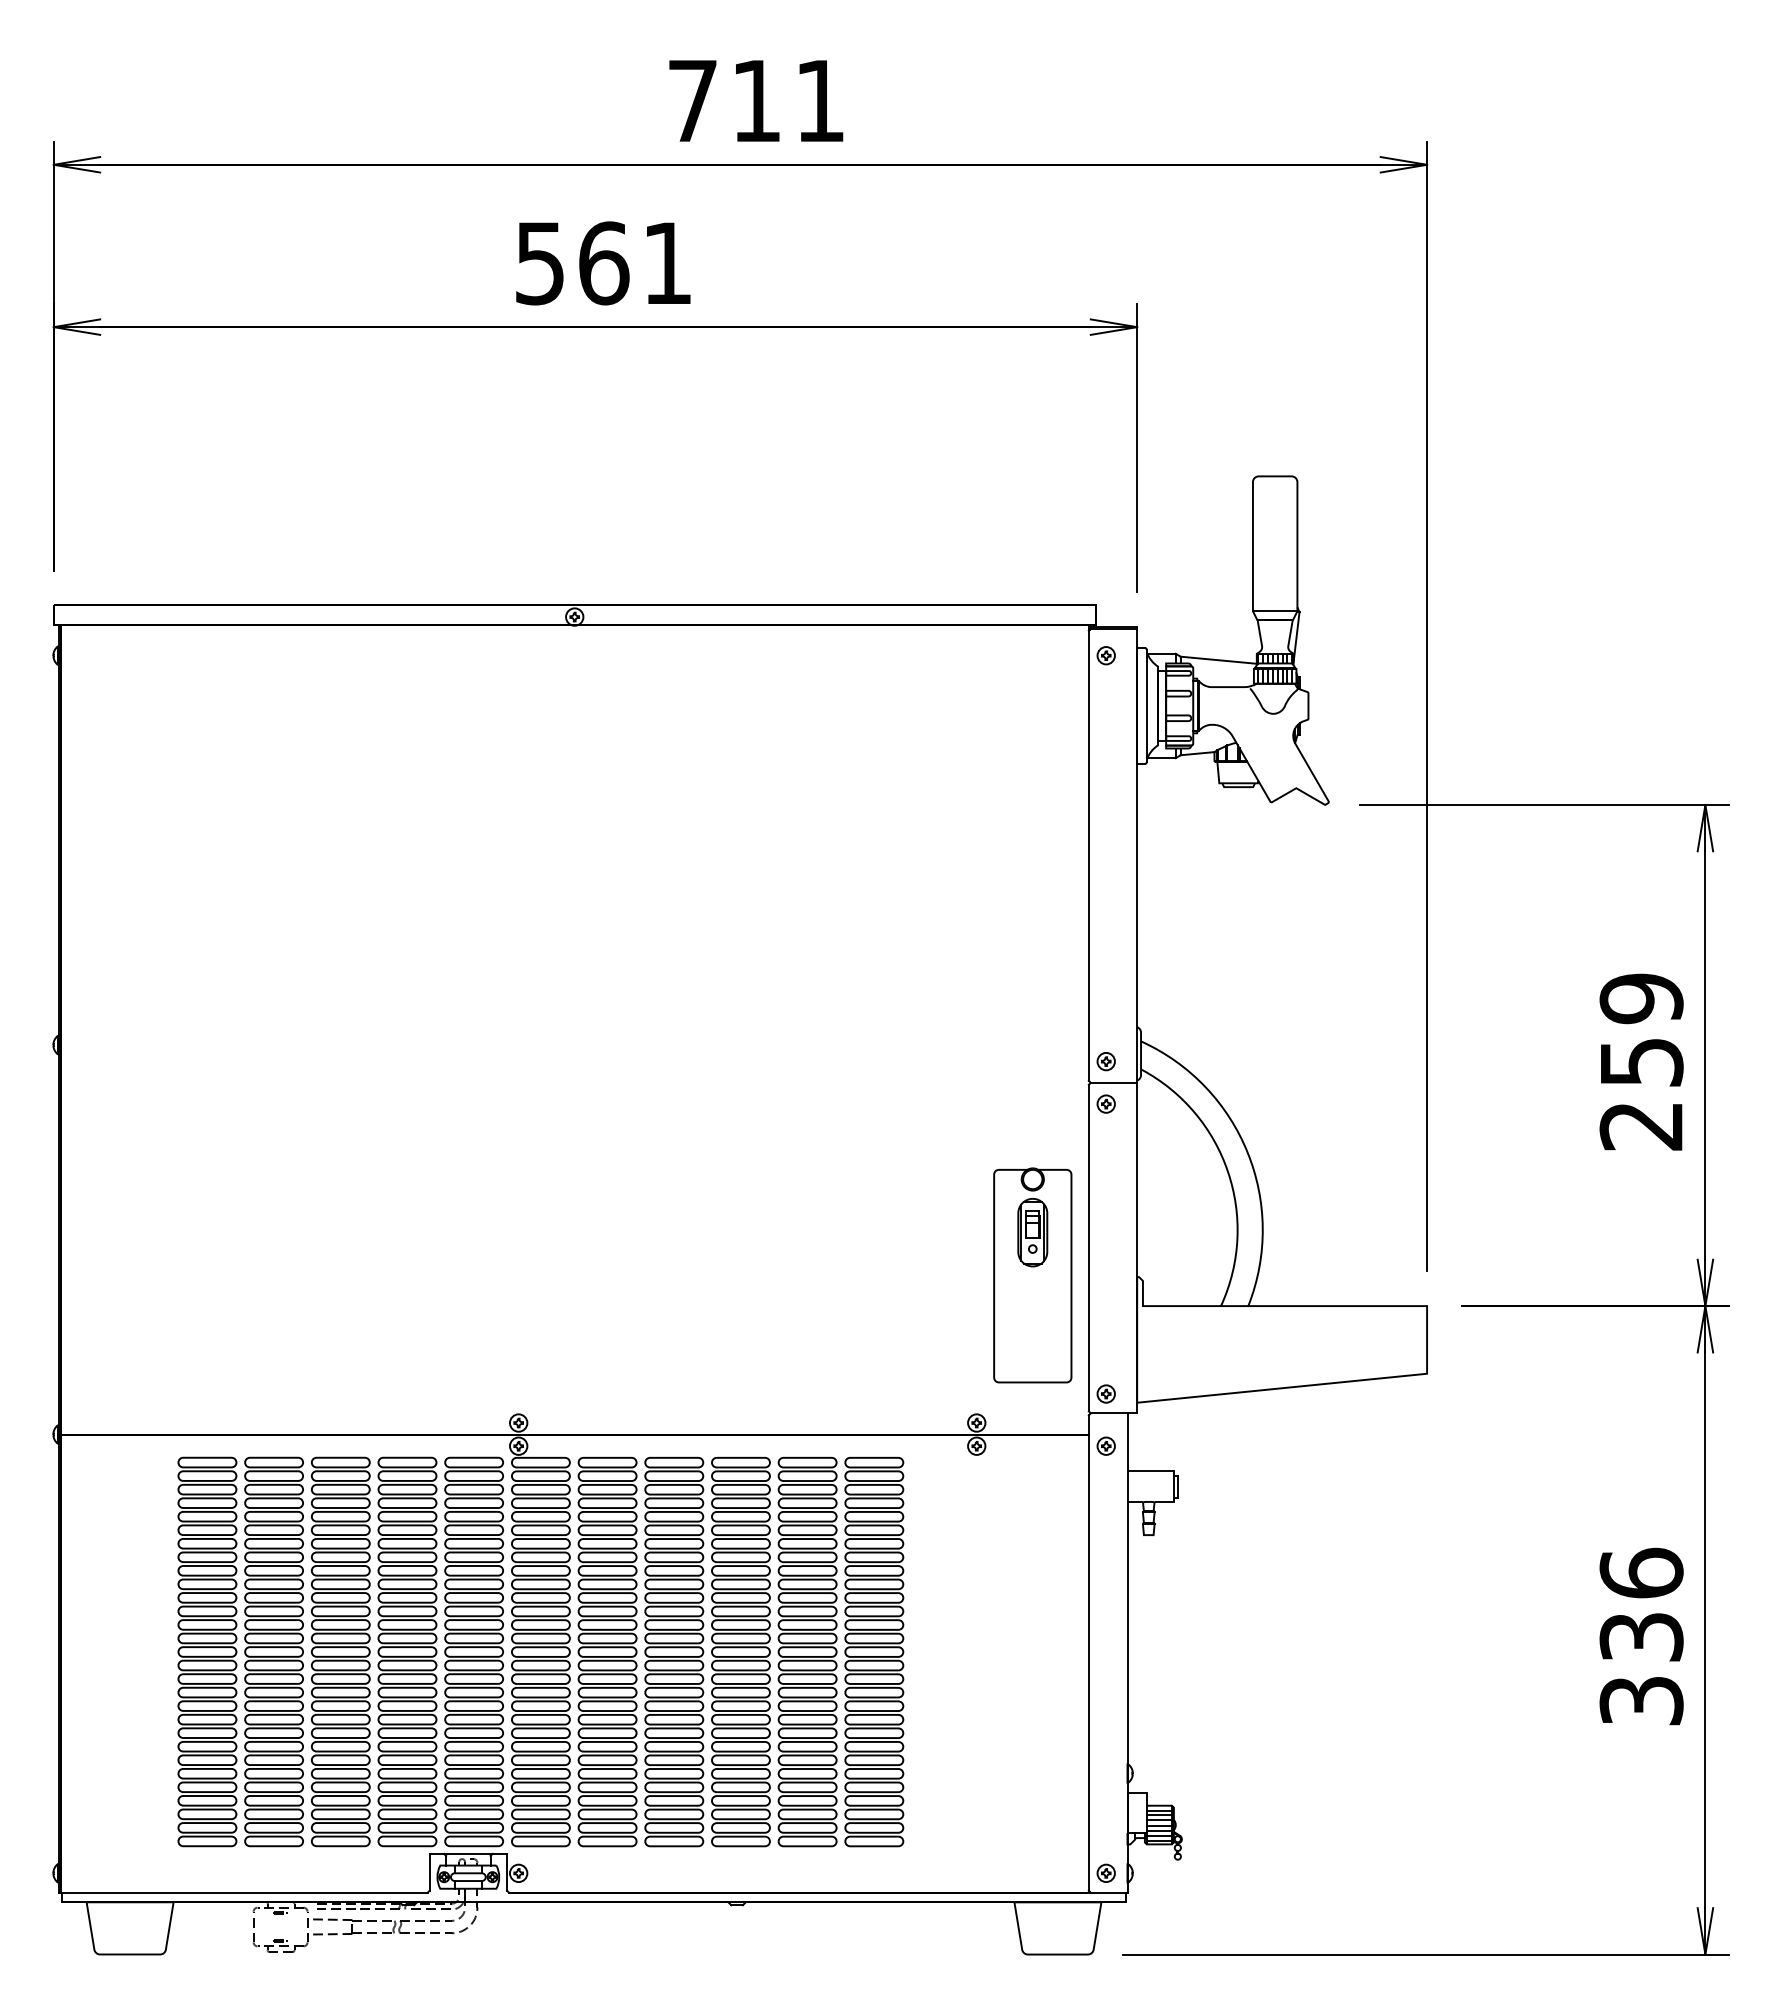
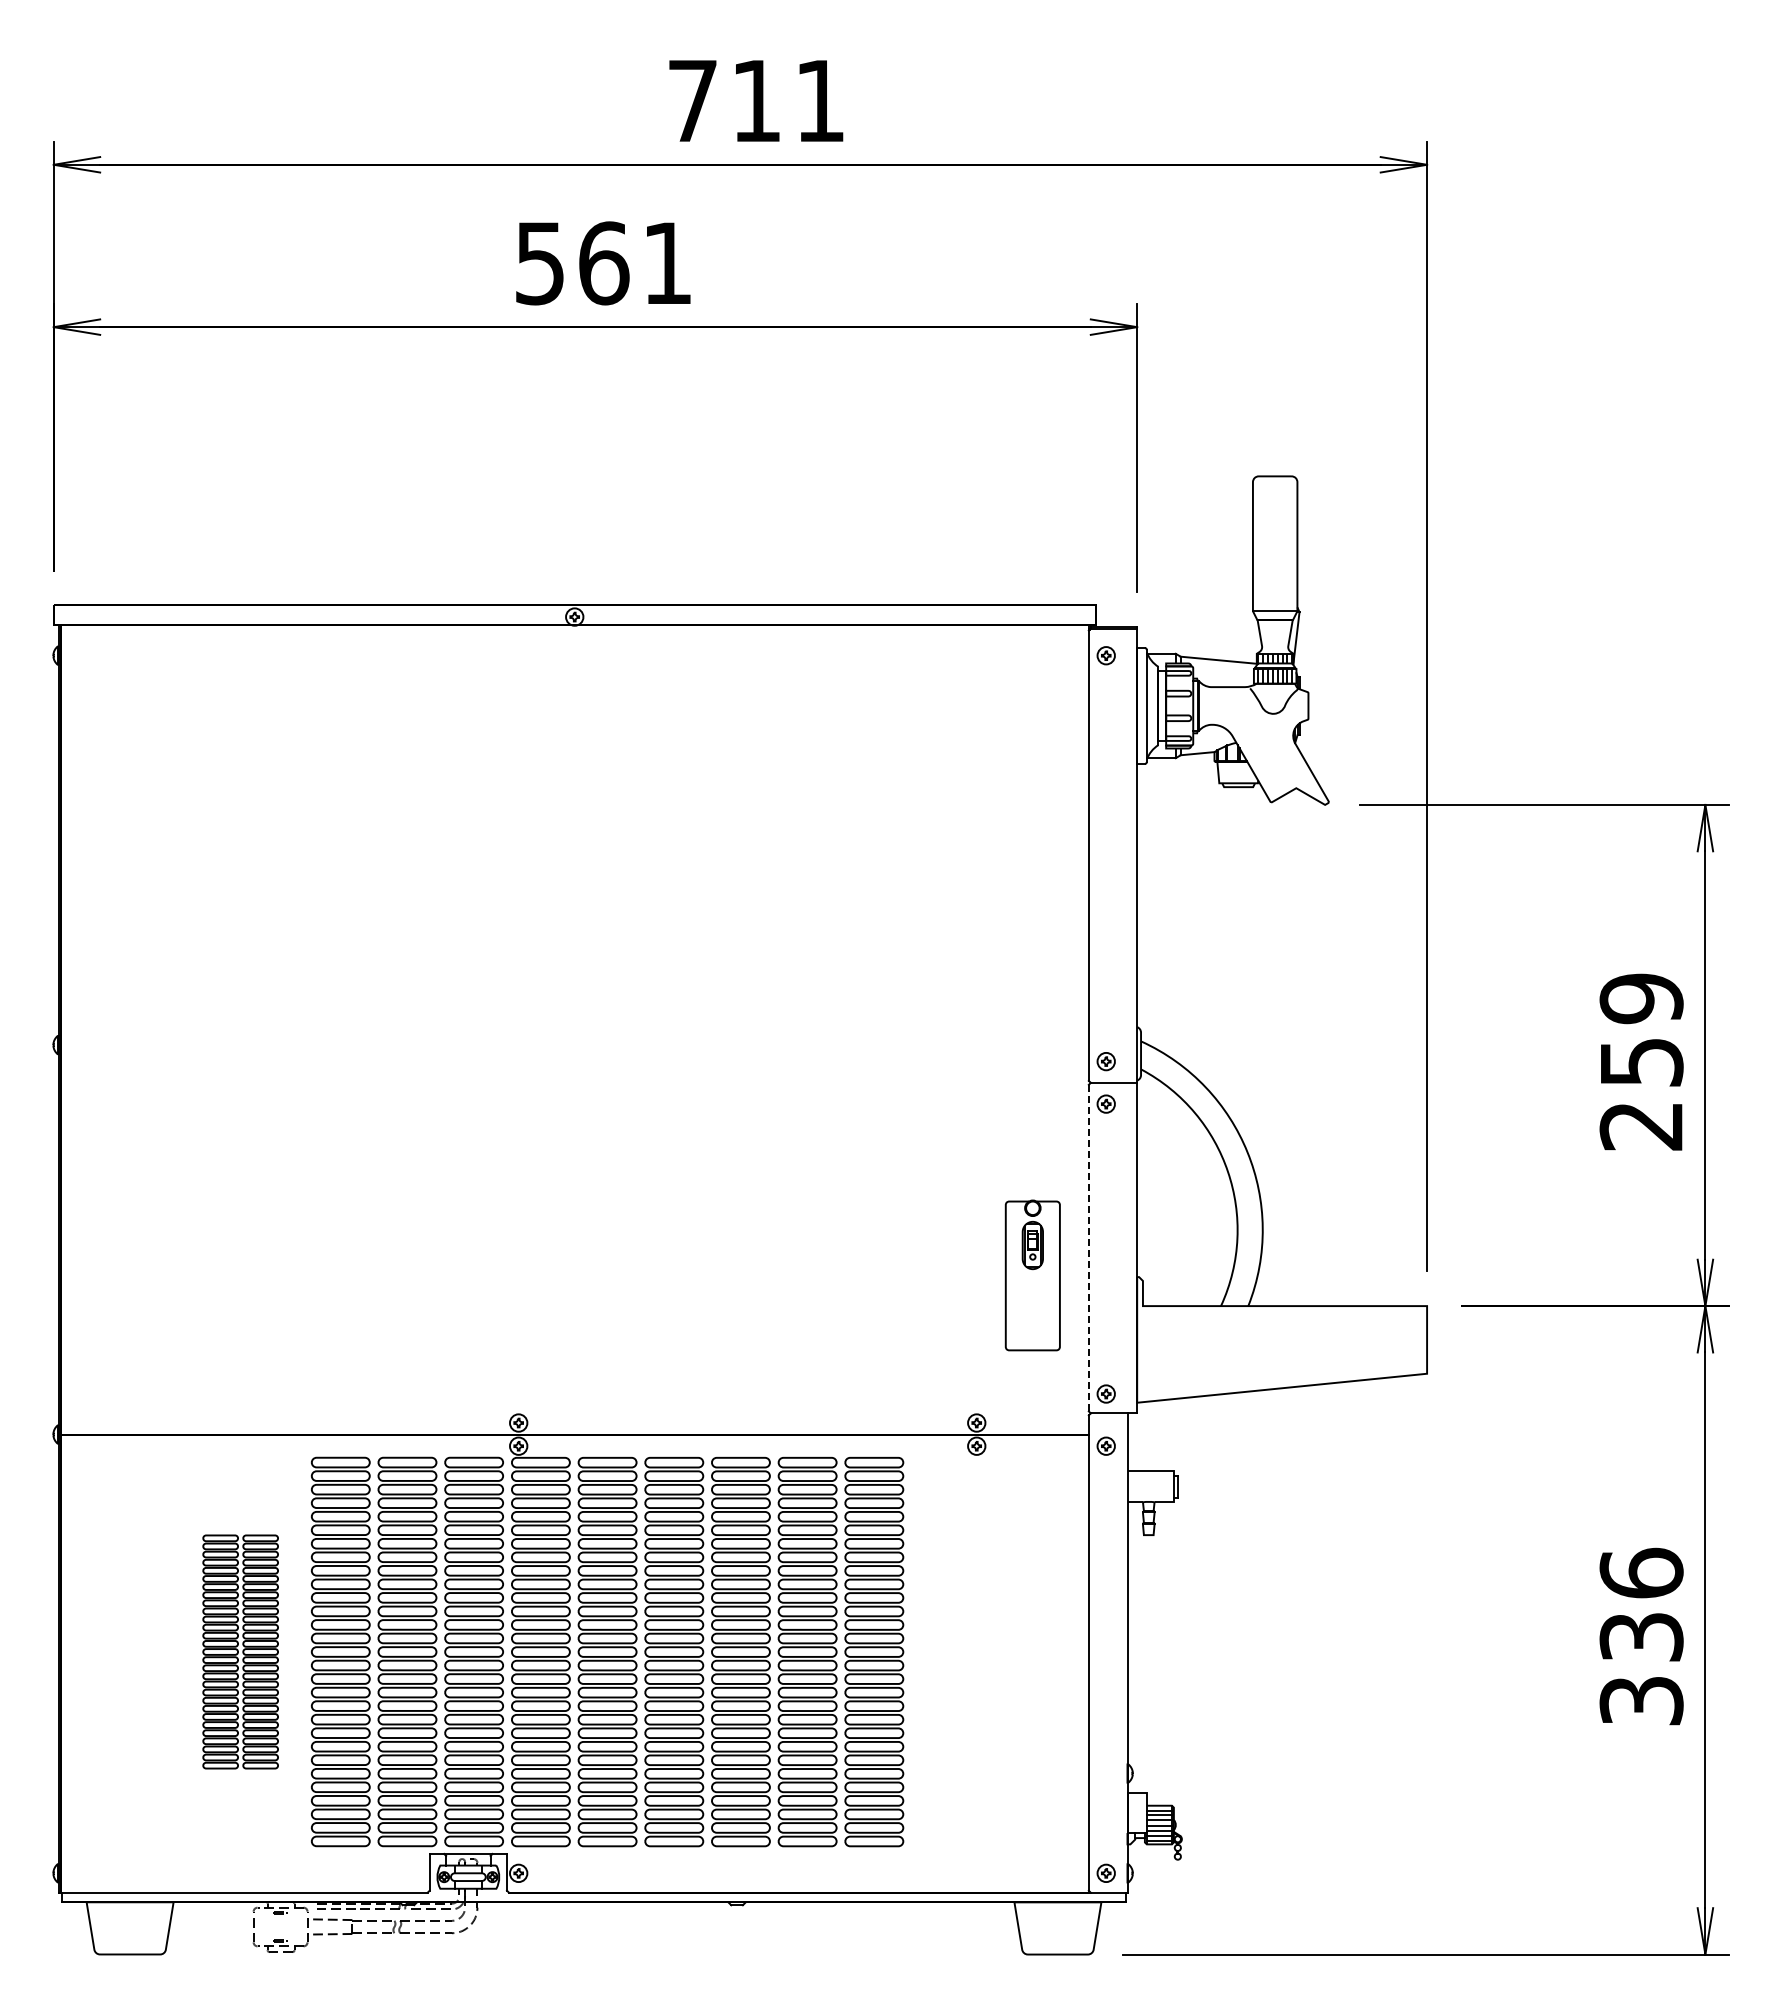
line: solid -> dashed (1088, 1248)
part size: 80x217 px -> 57x153 px (1032, 1275)
part size: 127x392 px -> 77x236 px (240, 1651)
